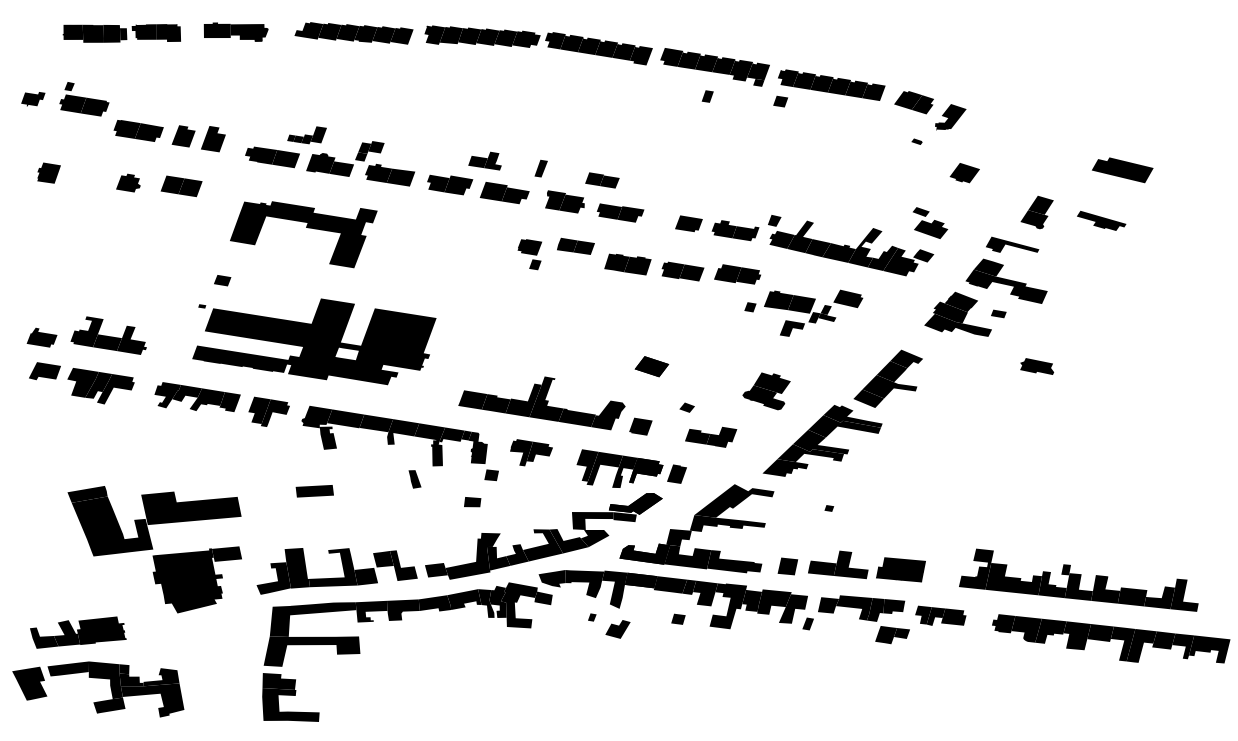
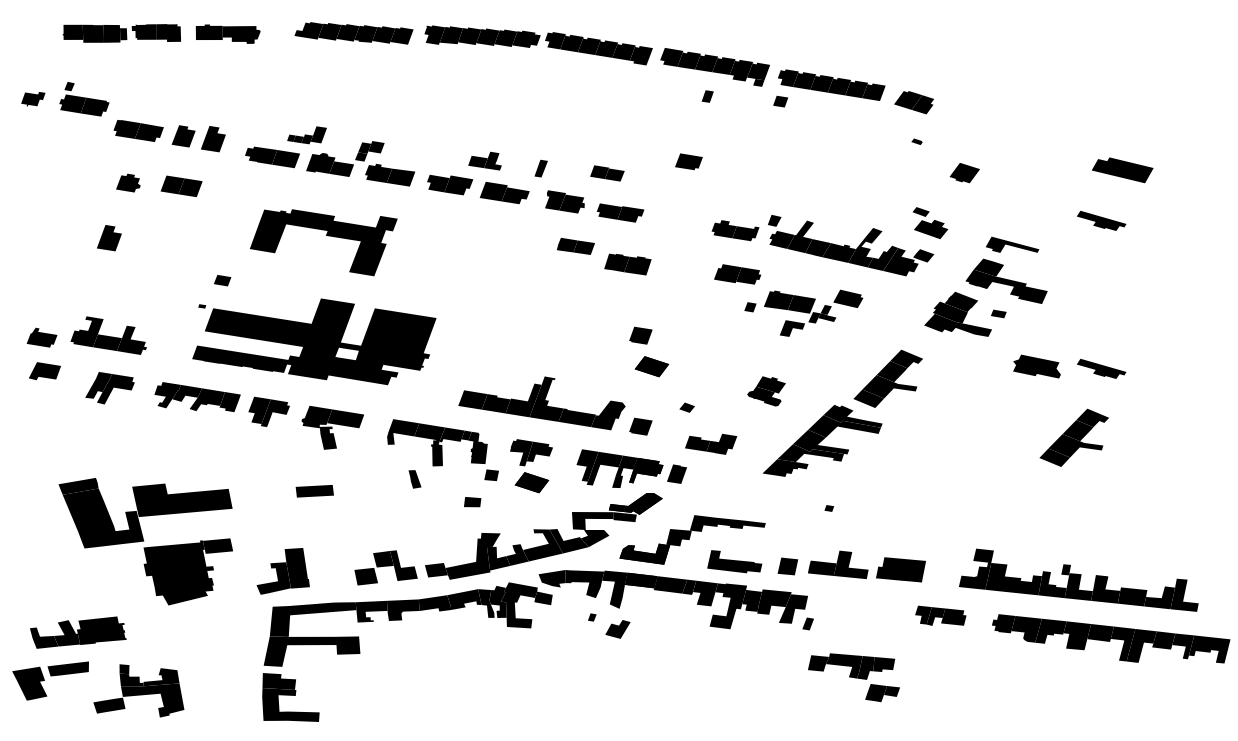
part position: (235, 31) -> (227, 33) (227, 33)
fill: present -> none (950, 116)
fill: present -> none (49, 172)
part position: (602, 180) -> (607, 173) (607, 173)
part: present -> none (1036, 212)
part position: (688, 223) -> (688, 161) (688, 161)
part position: (306, 227) -> (326, 235) (326, 235)
part: none -> present (109, 238)
part: present -> none (529, 254)
part: present -> none (682, 271)
part: none -> present (640, 335)
part size: 35x17 px -> 48x25 px (1036, 366)
part: none -> present (1101, 368)
fill: present -> none (82, 382)
part size: 49x39 px -> 39x31 px (766, 391)
fill: present -> none (376, 423)
part position: (711, 436) -> (711, 443) (711, 443)
part: none -> present (1073, 437)
part: none -> present (531, 482)
fill: present -> none (734, 500)
part position: (154, 549) -> (145, 541) (145, 541)
fill: present -> none (687, 557)
fill: present -> none (332, 567)
fill: present -> none (678, 618)
part position: (863, 619) -> (853, 677) (853, 677)
fill: present -> none (105, 680)
